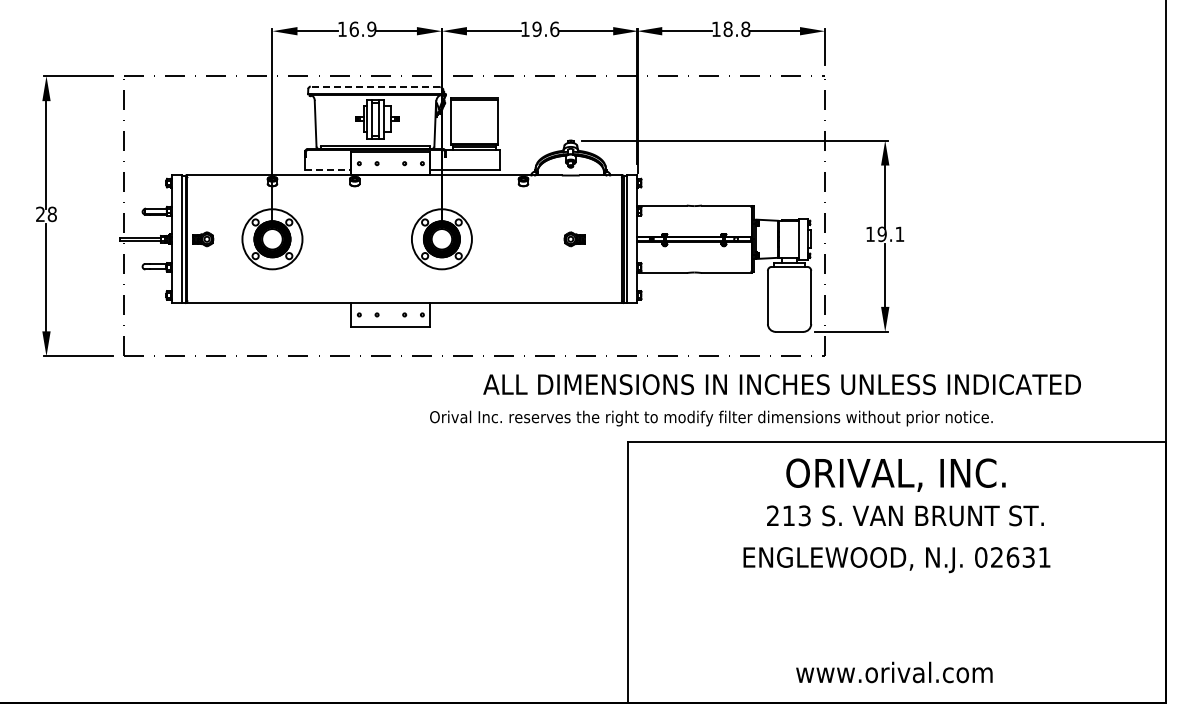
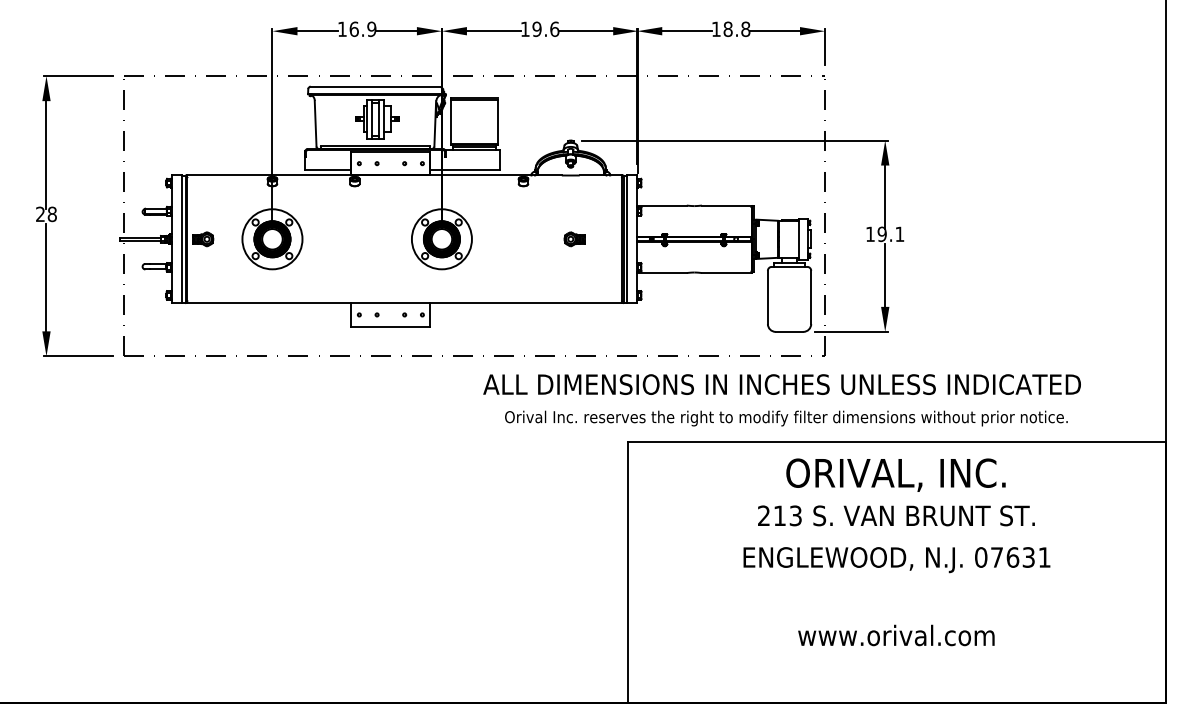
line: dashed -> solid (375, 86)
line: dashed -> solid (328, 169)
text position: (711, 418) -> (786, 418) (786, 418)
text position: (905, 515) -> (896, 515) (896, 515)
text: 02631 -> 07631 (996, 557)
text position: (894, 672) -> (896, 635) (896, 635)
